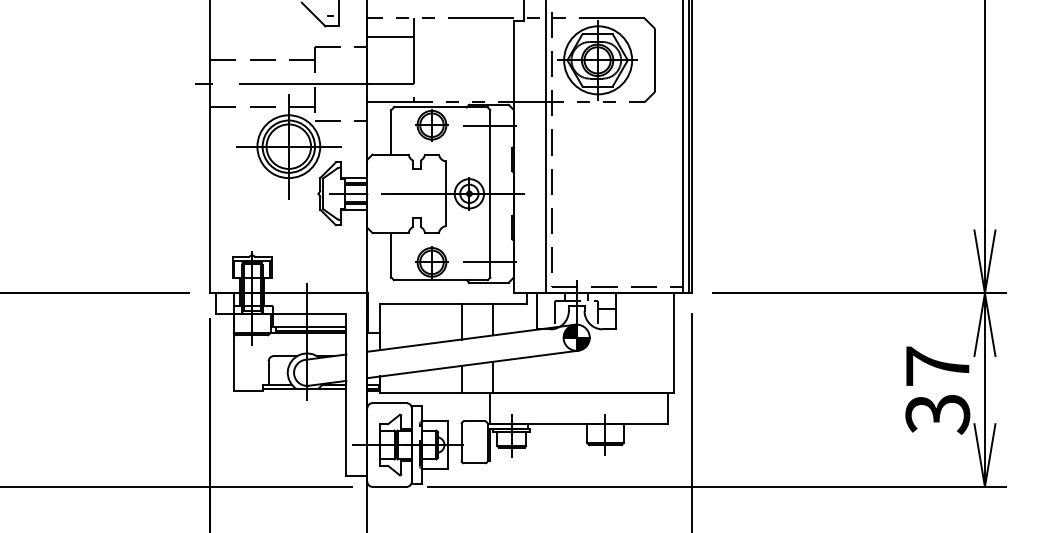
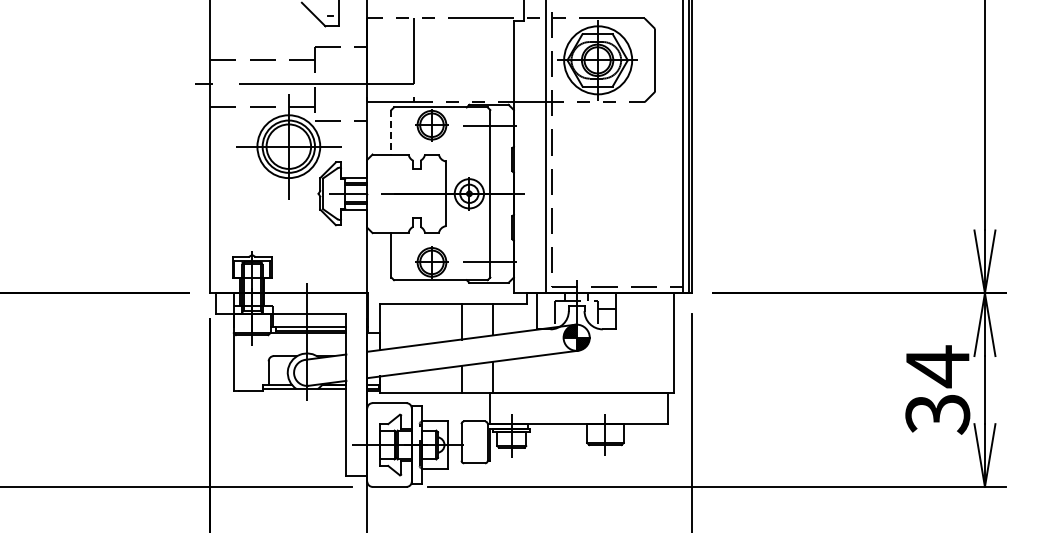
line: present -> none (390, 36)
line: solid -> dashed (391, 132)
text: 37 -> 34 (937, 366)
